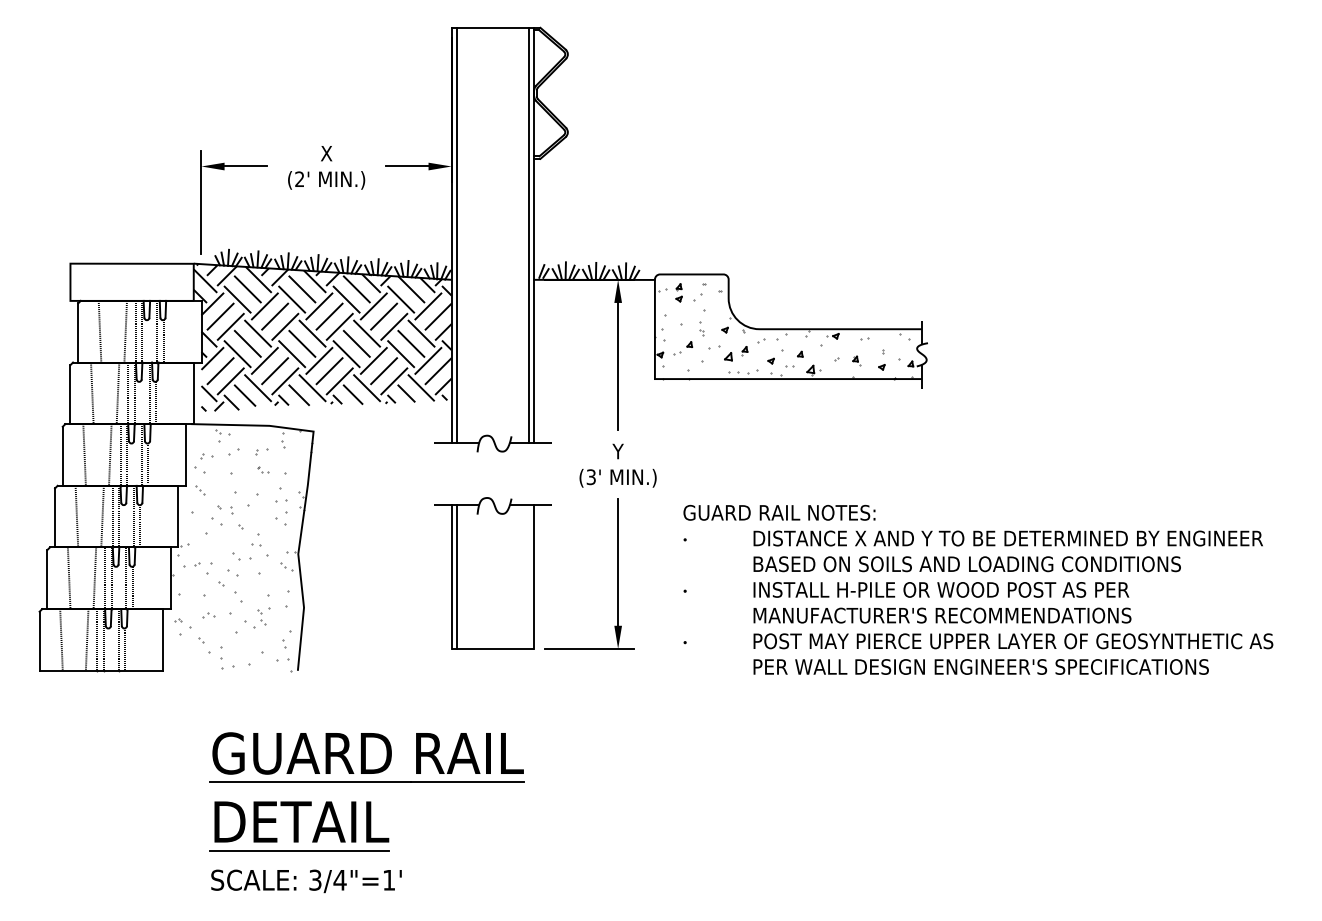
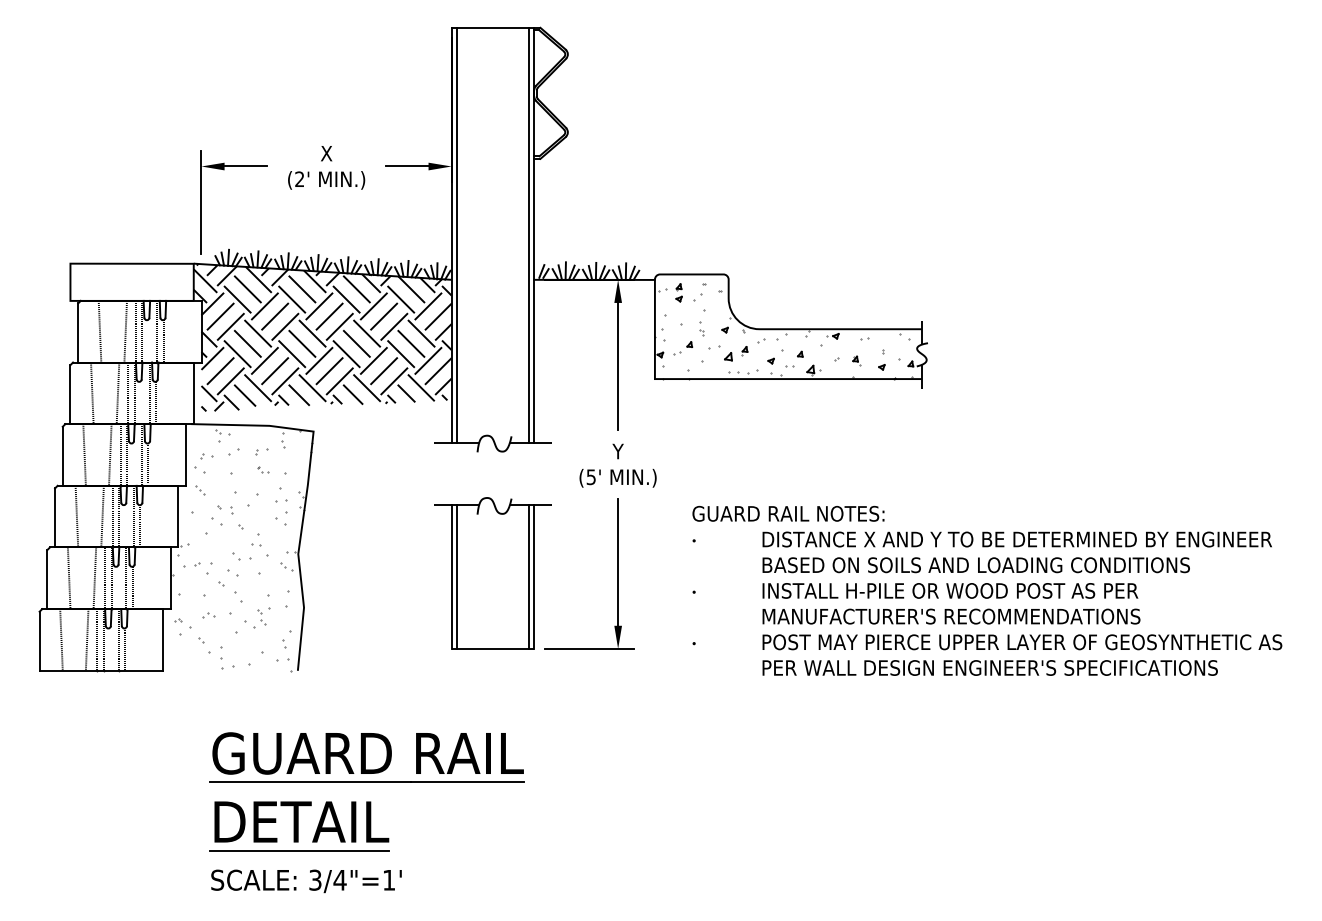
text: (3' -> (5' (591, 476)
line: none -> present (529, 576)
text position: (978, 589) -> (987, 590) (987, 590)
